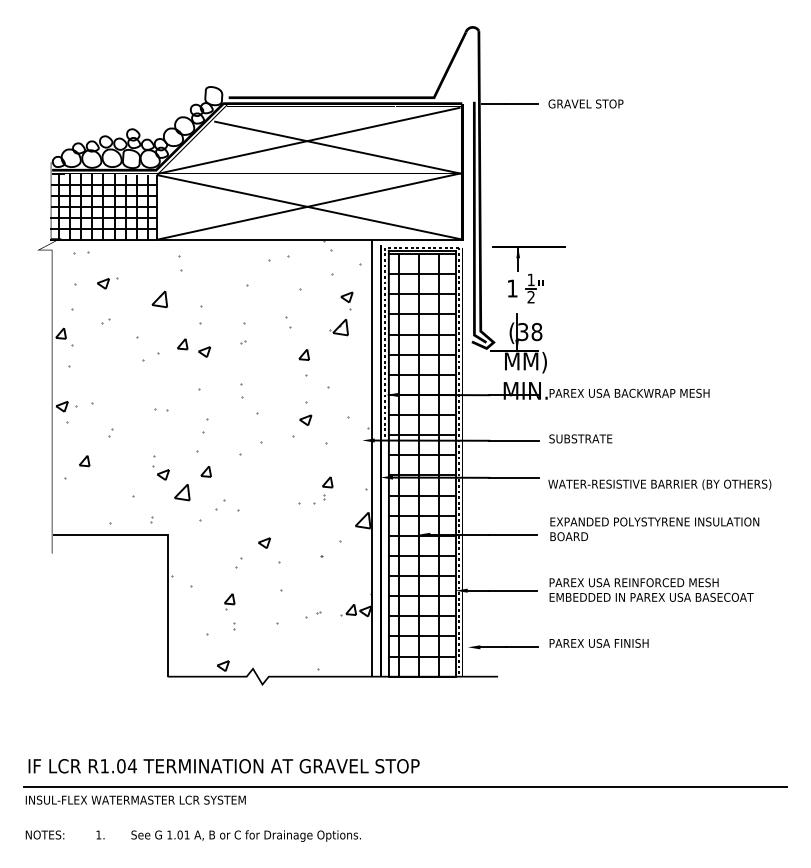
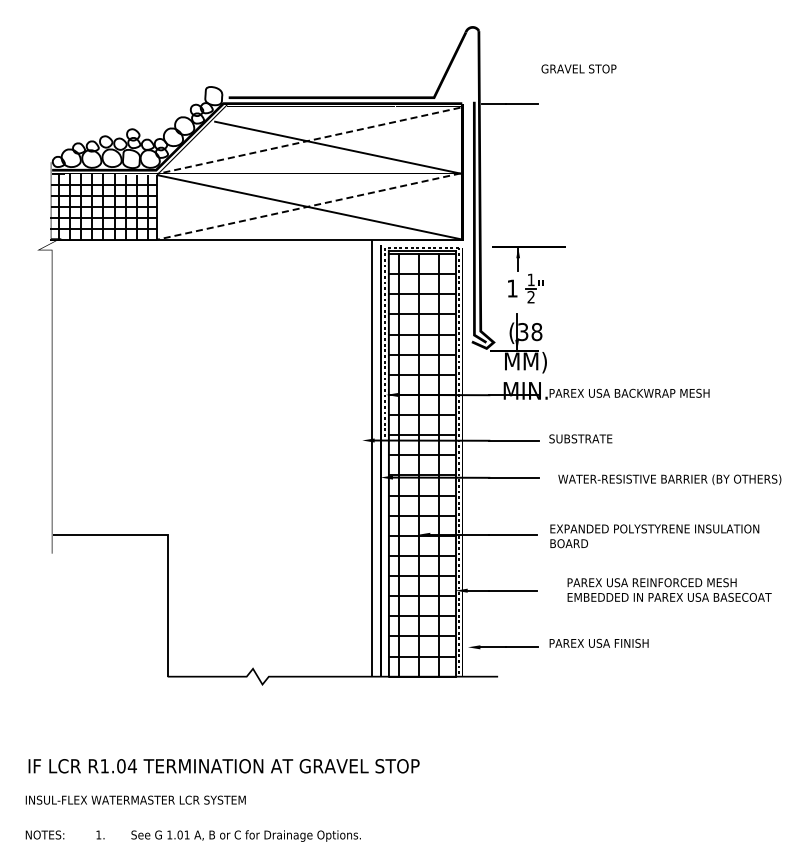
text position: (585, 103) -> (578, 68) (578, 68)
line: solid -> dashed (308, 141)
line: solid -> dashed (308, 206)
hatch: present -> none (213, 455)
text position: (659, 484) -> (669, 479) (669, 479)
text position: (654, 529) -> (654, 536) (654, 536)
text position: (651, 589) -> (669, 589) (669, 589)
line: present -> none (405, 786)
